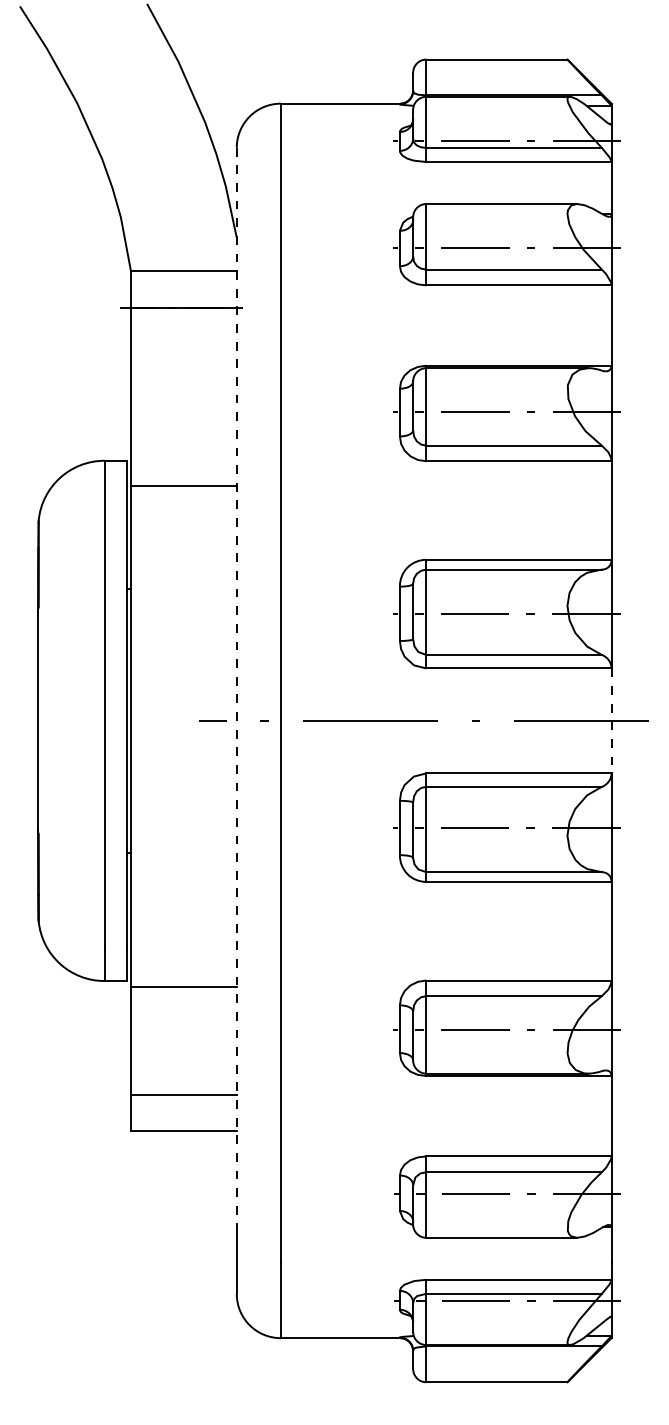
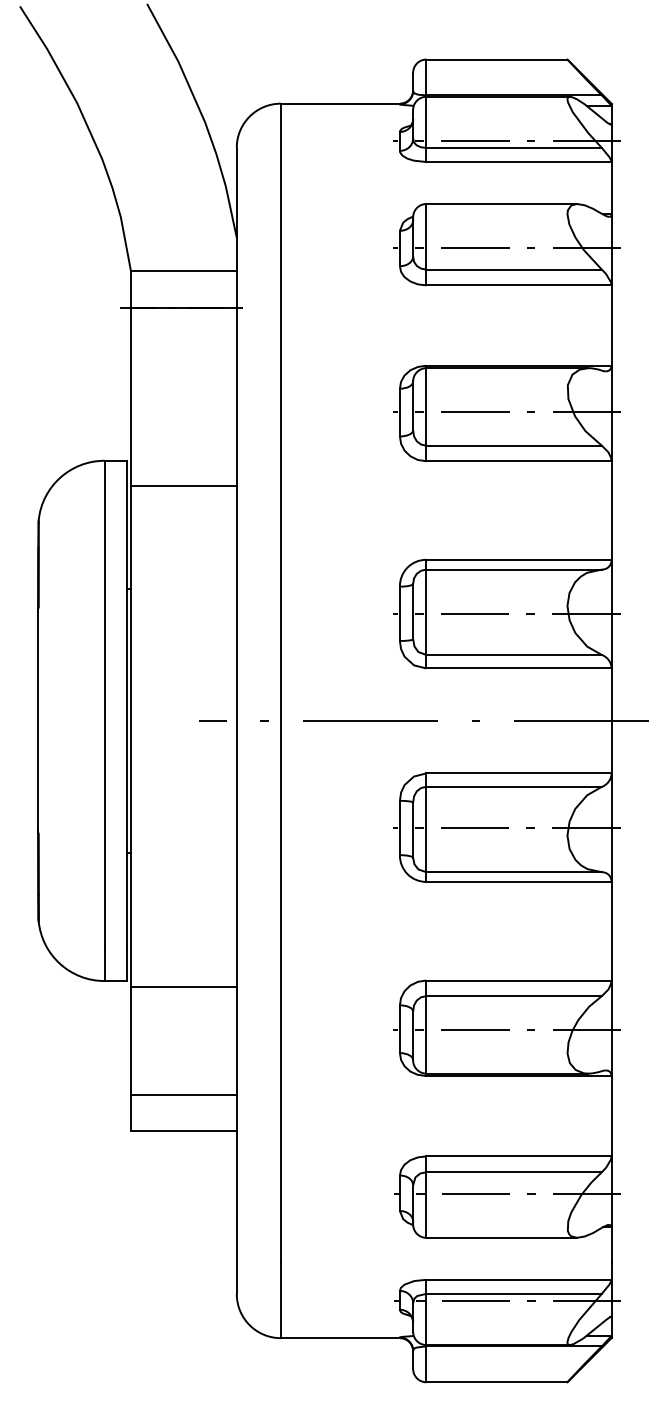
line: dashed -> solid (236, 686)
line: dashed -> solid (611, 721)
